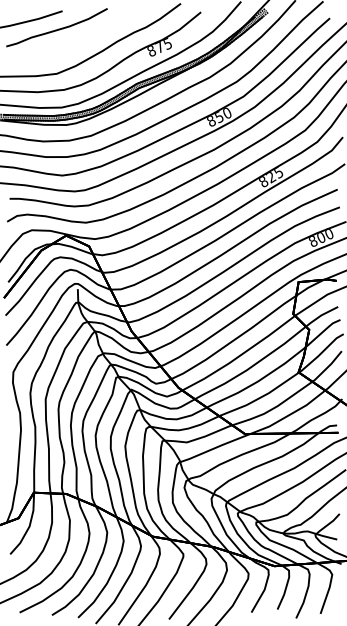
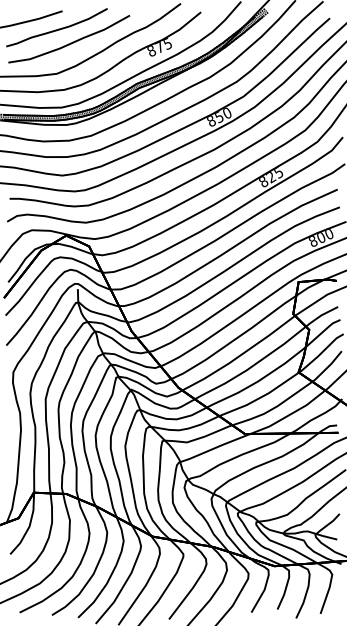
part: none -> present (69, 38)
